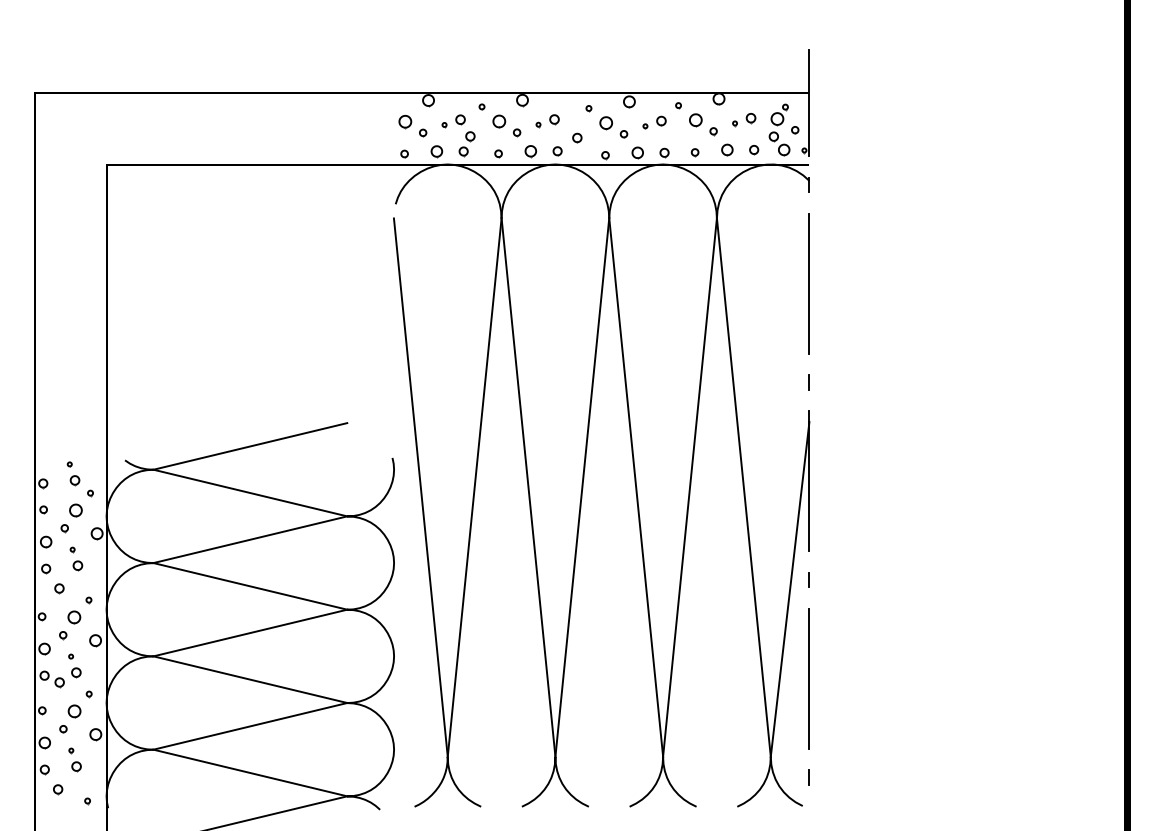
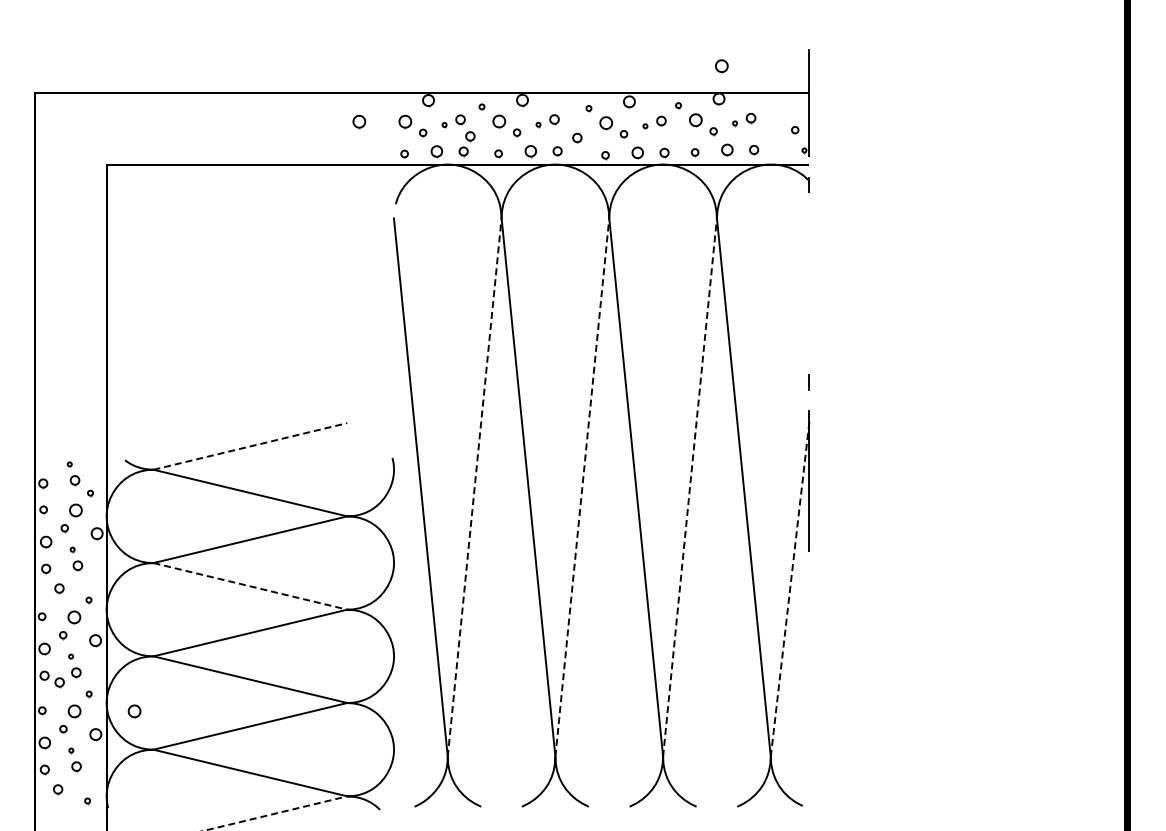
part: none -> present (721, 66)
part: none -> present (359, 121)
part: present -> none (779, 129)
line: present -> none (809, 283)
line: solid -> dashed (250, 446)
line: solid -> dashed (474, 487)
line: solid -> dashed (582, 487)
line: solid -> dashed (690, 487)
line: present -> none (808, 579)
line: solid -> dashed (250, 586)
line: solid -> dashed (790, 588)
line: present -> none (809, 678)
part: none -> present (134, 711)
line: present -> none (808, 777)
line: solid -> dashed (275, 813)
